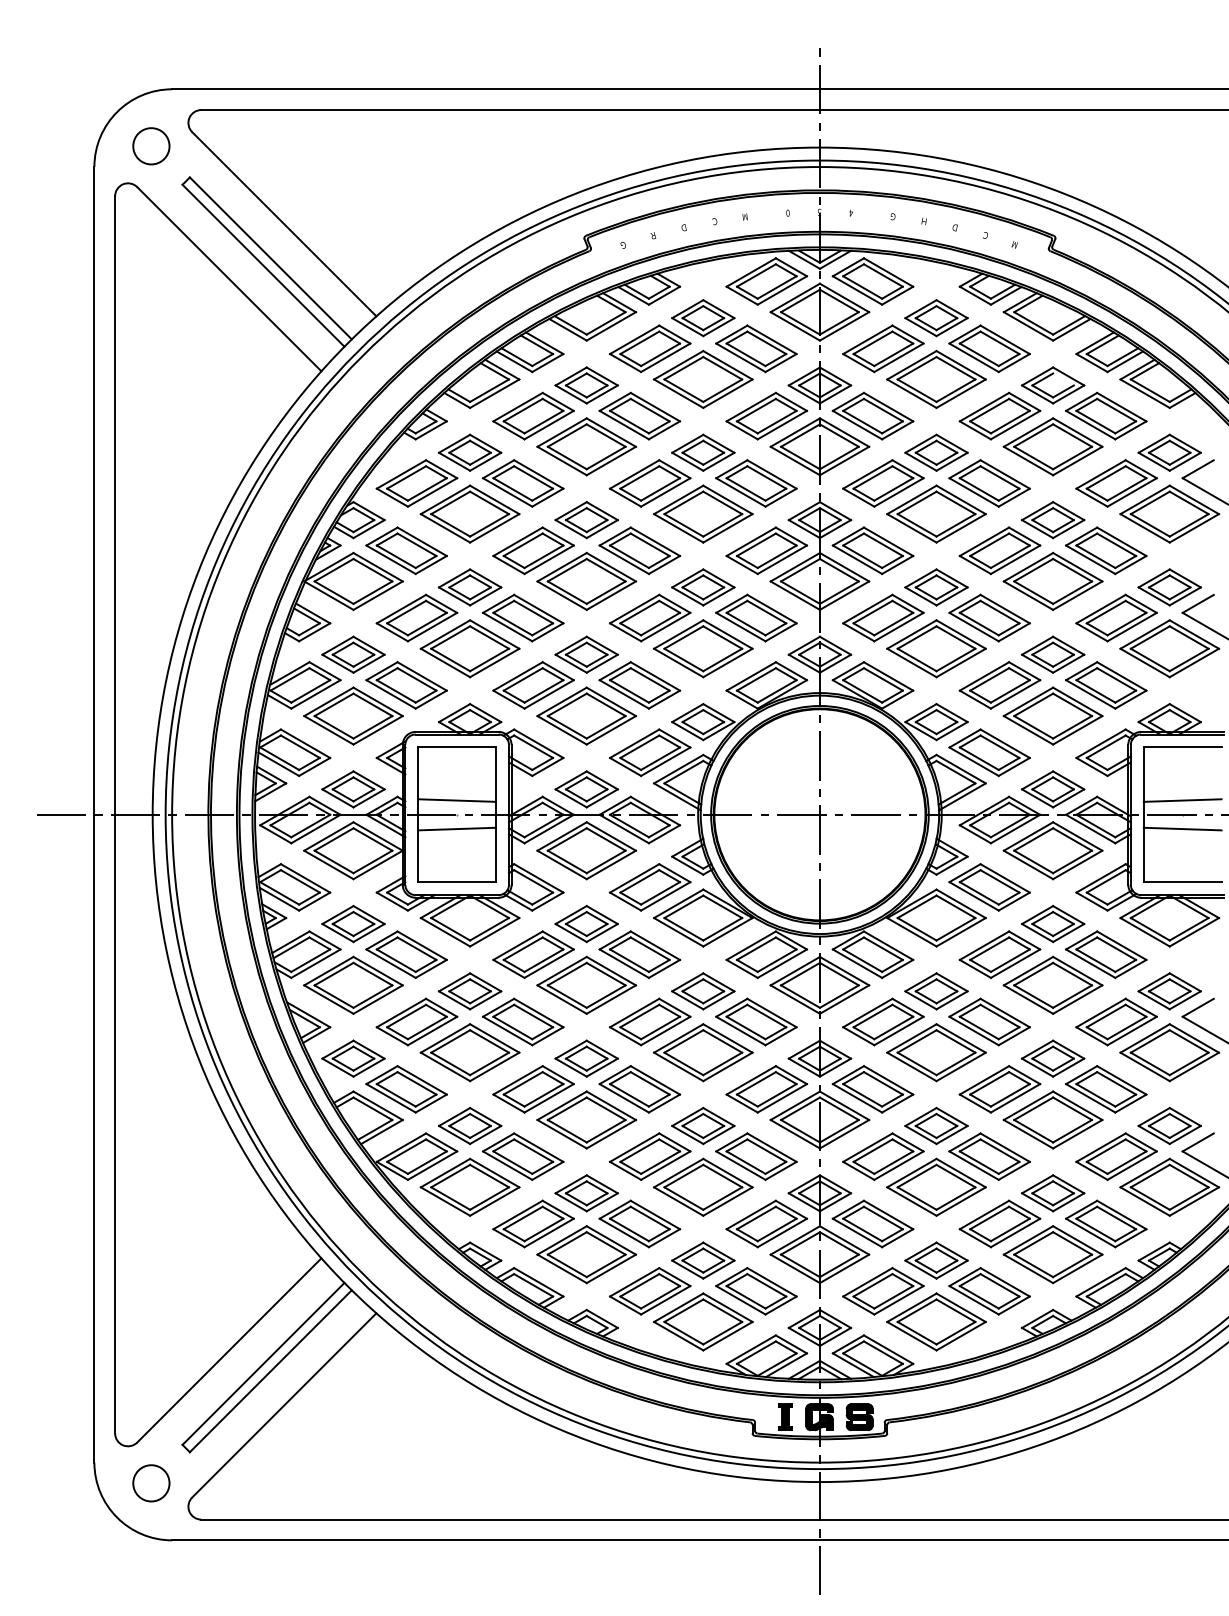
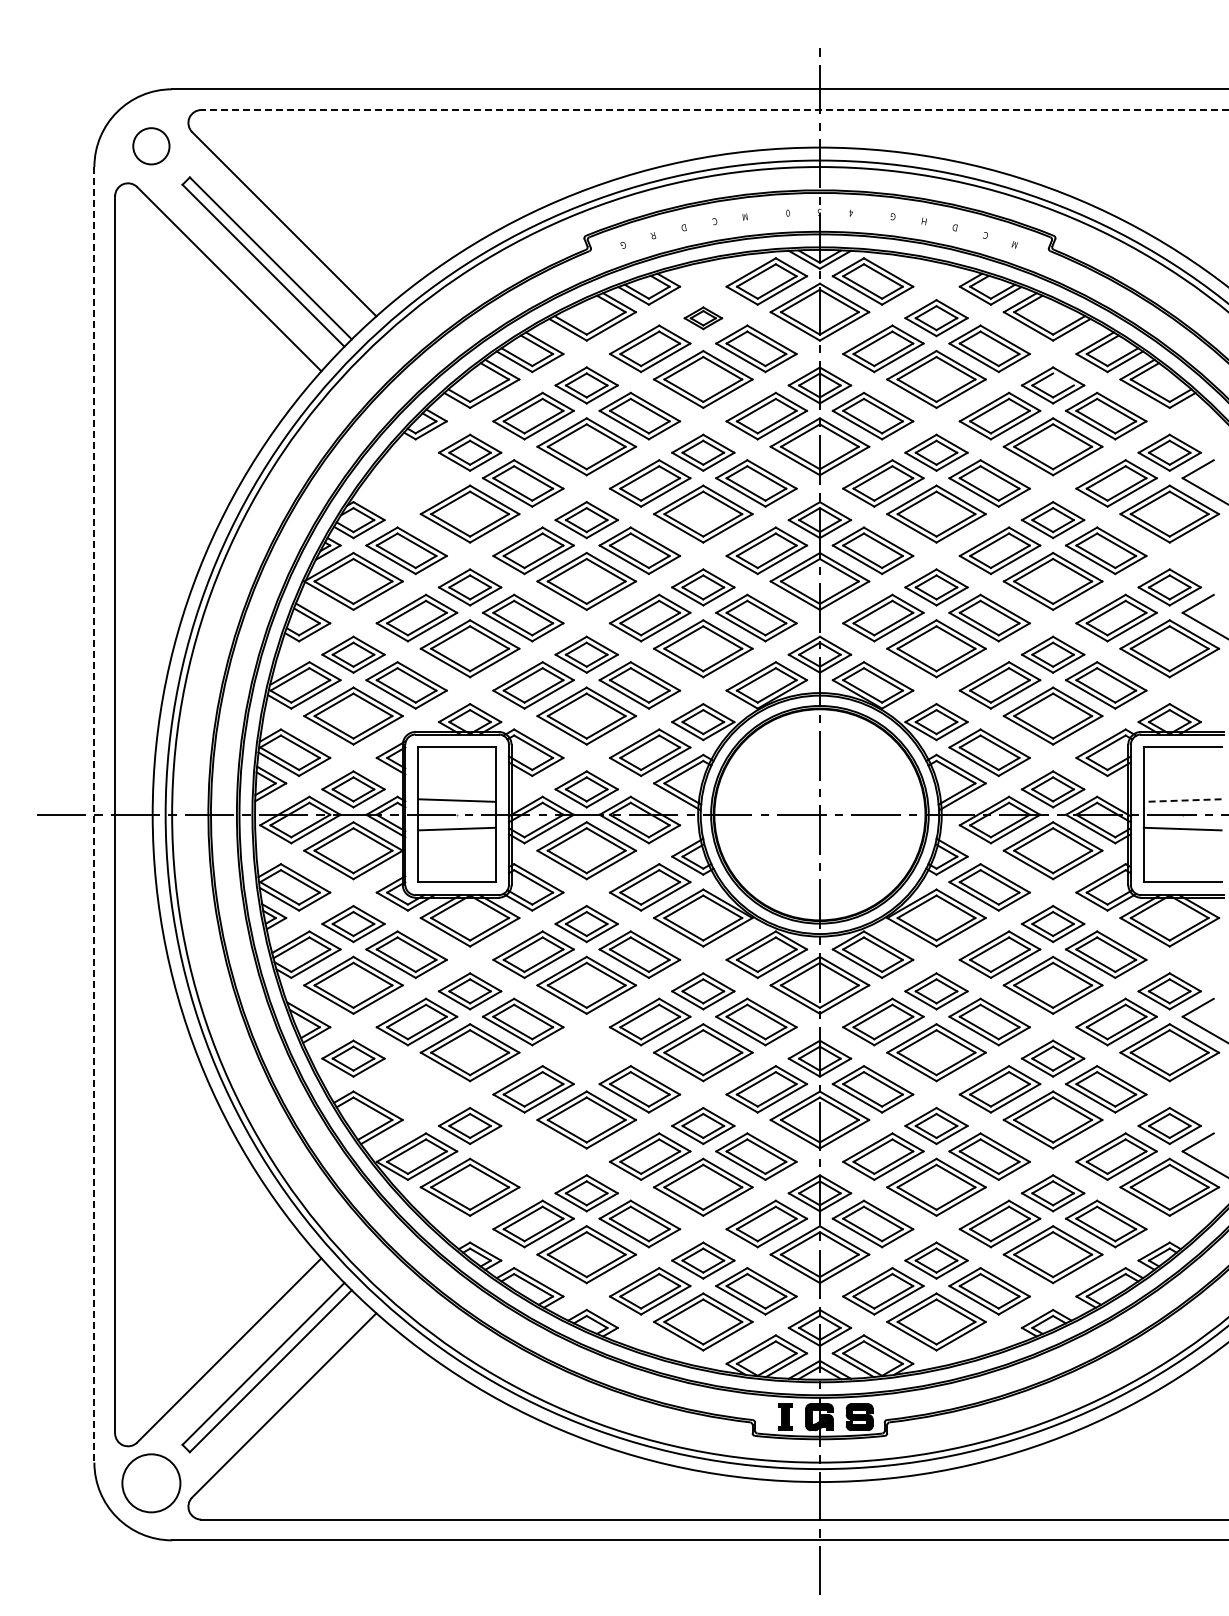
line: solid -> dashed (715, 110)
part size: 65x39 px -> 41x25 px (703, 318)
part: present -> none (416, 483)
line: solid -> dashed (1182, 800)
line: solid -> dashed (94, 814)
part: present -> none (586, 1058)
part: present -> none (406, 1089)
part: present -> none (523, 1156)
circle diameter: 36 px -> 58 px (151, 1483)
